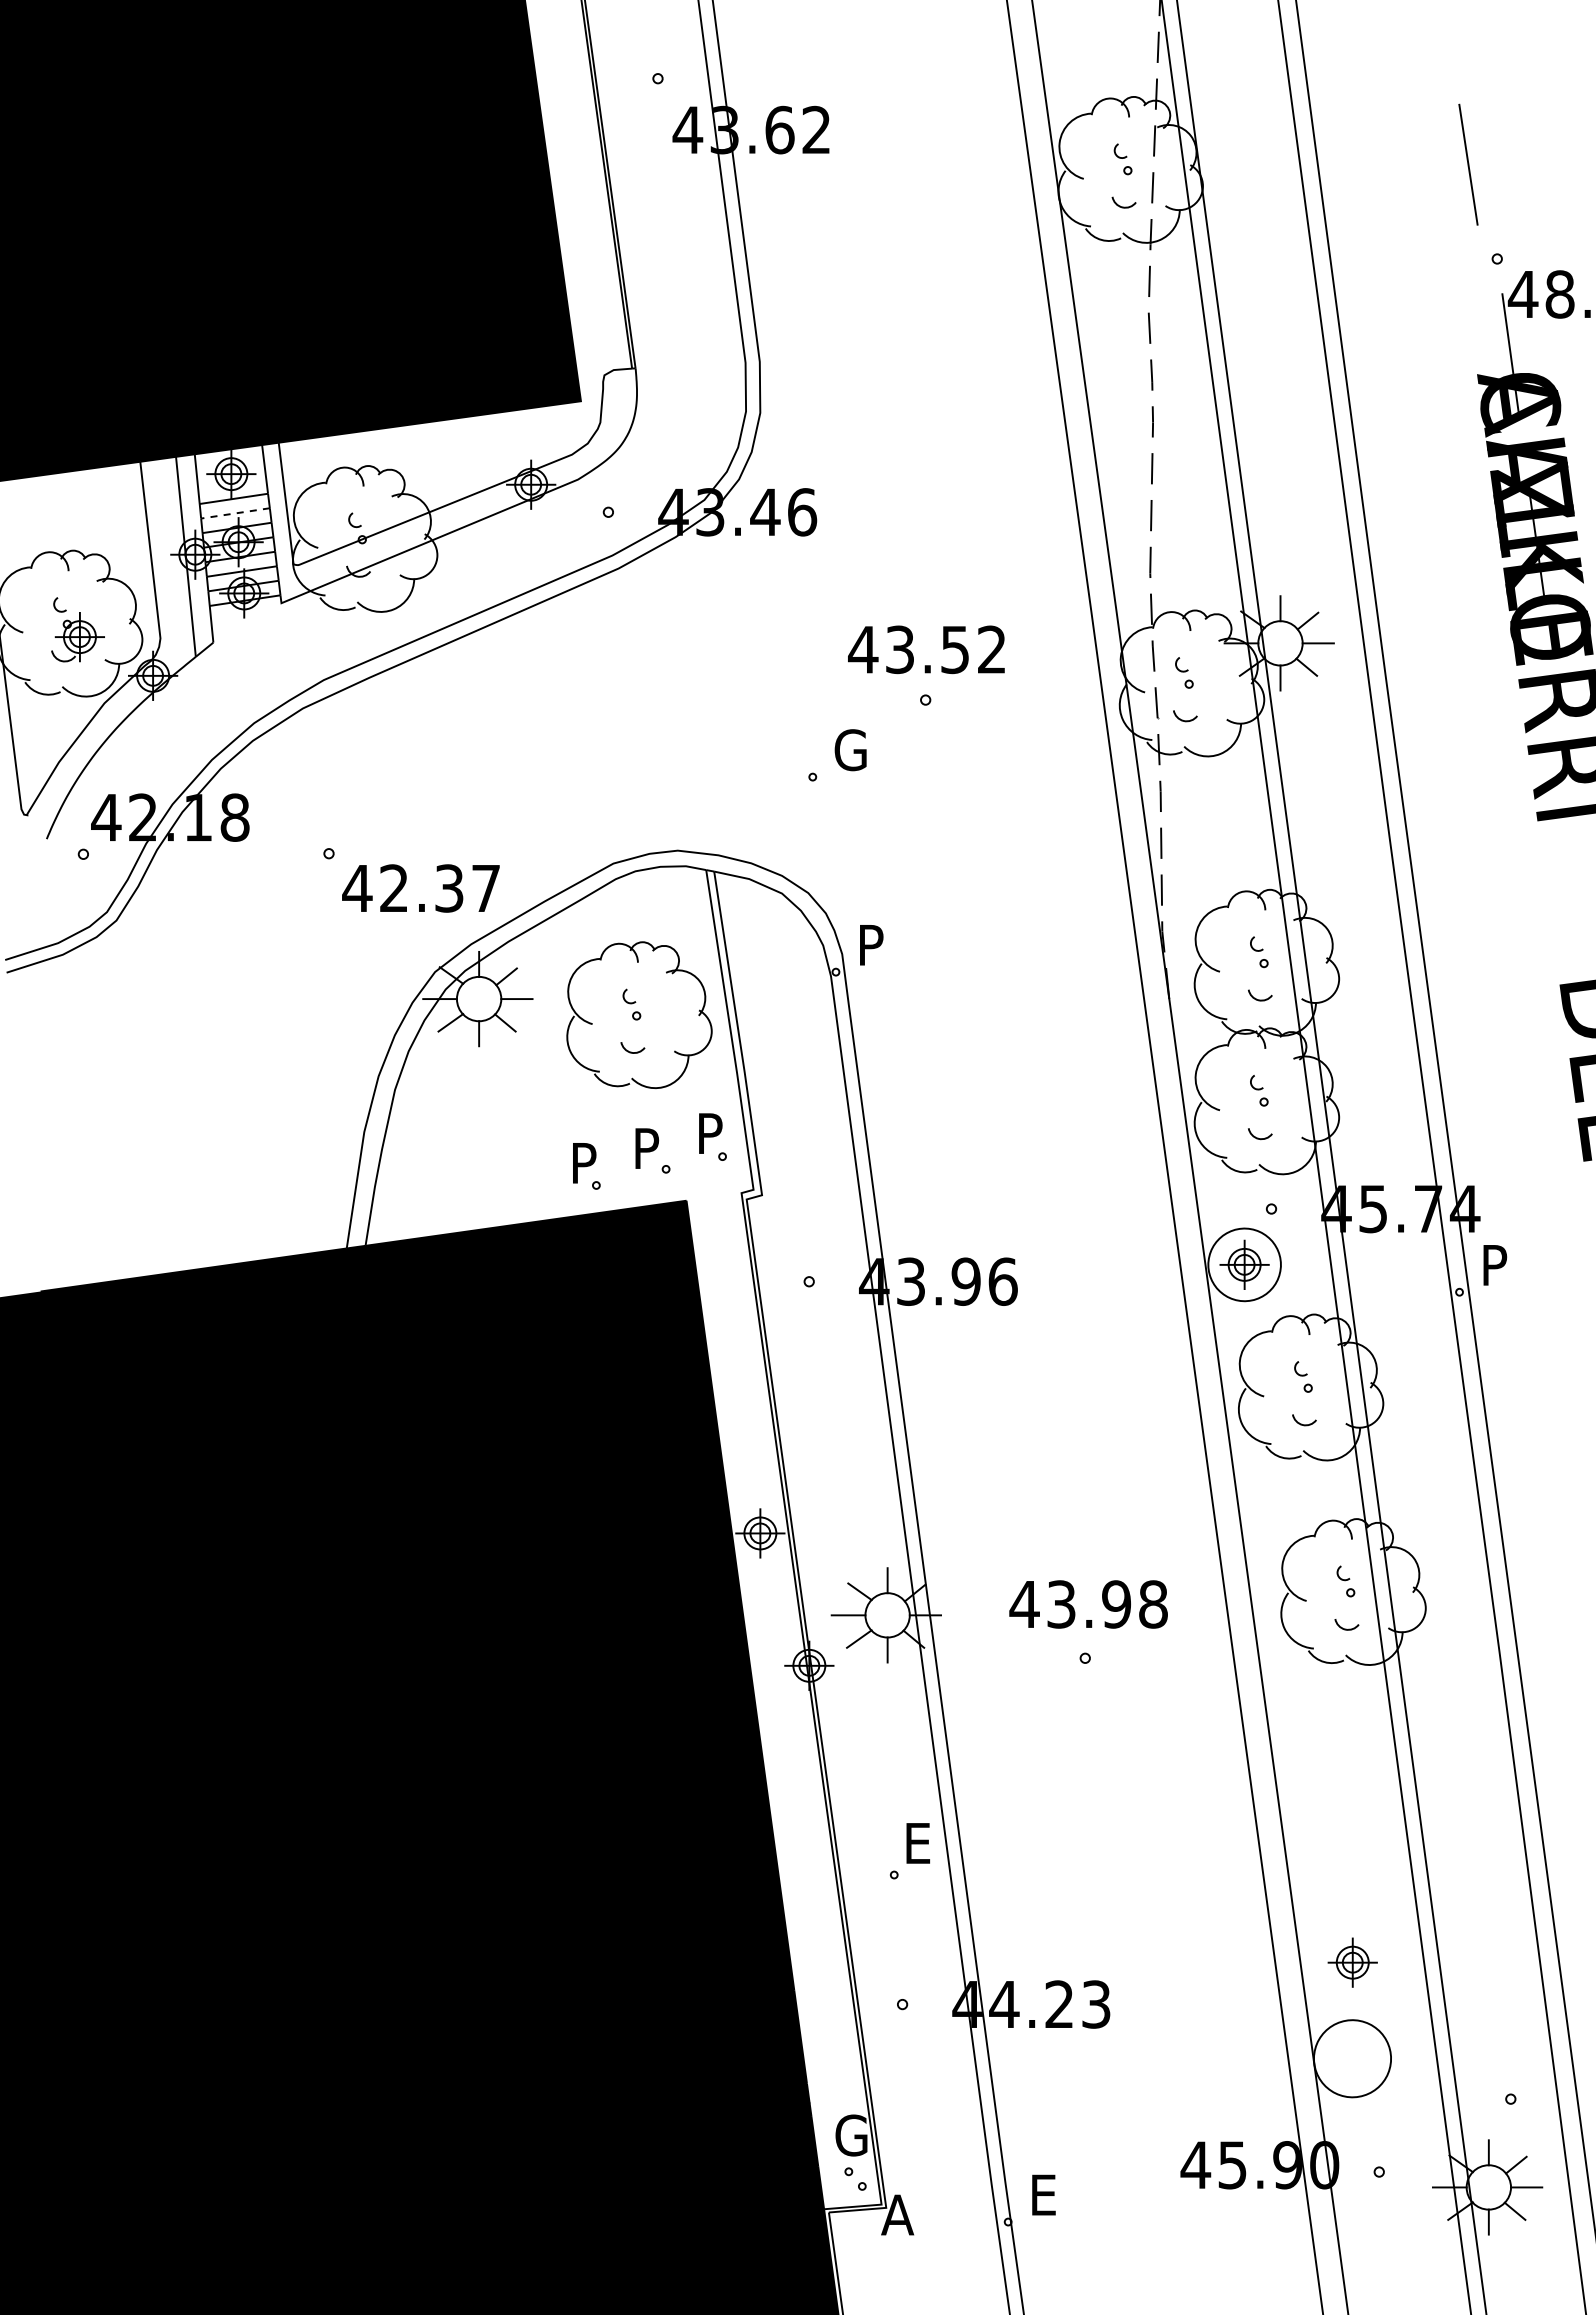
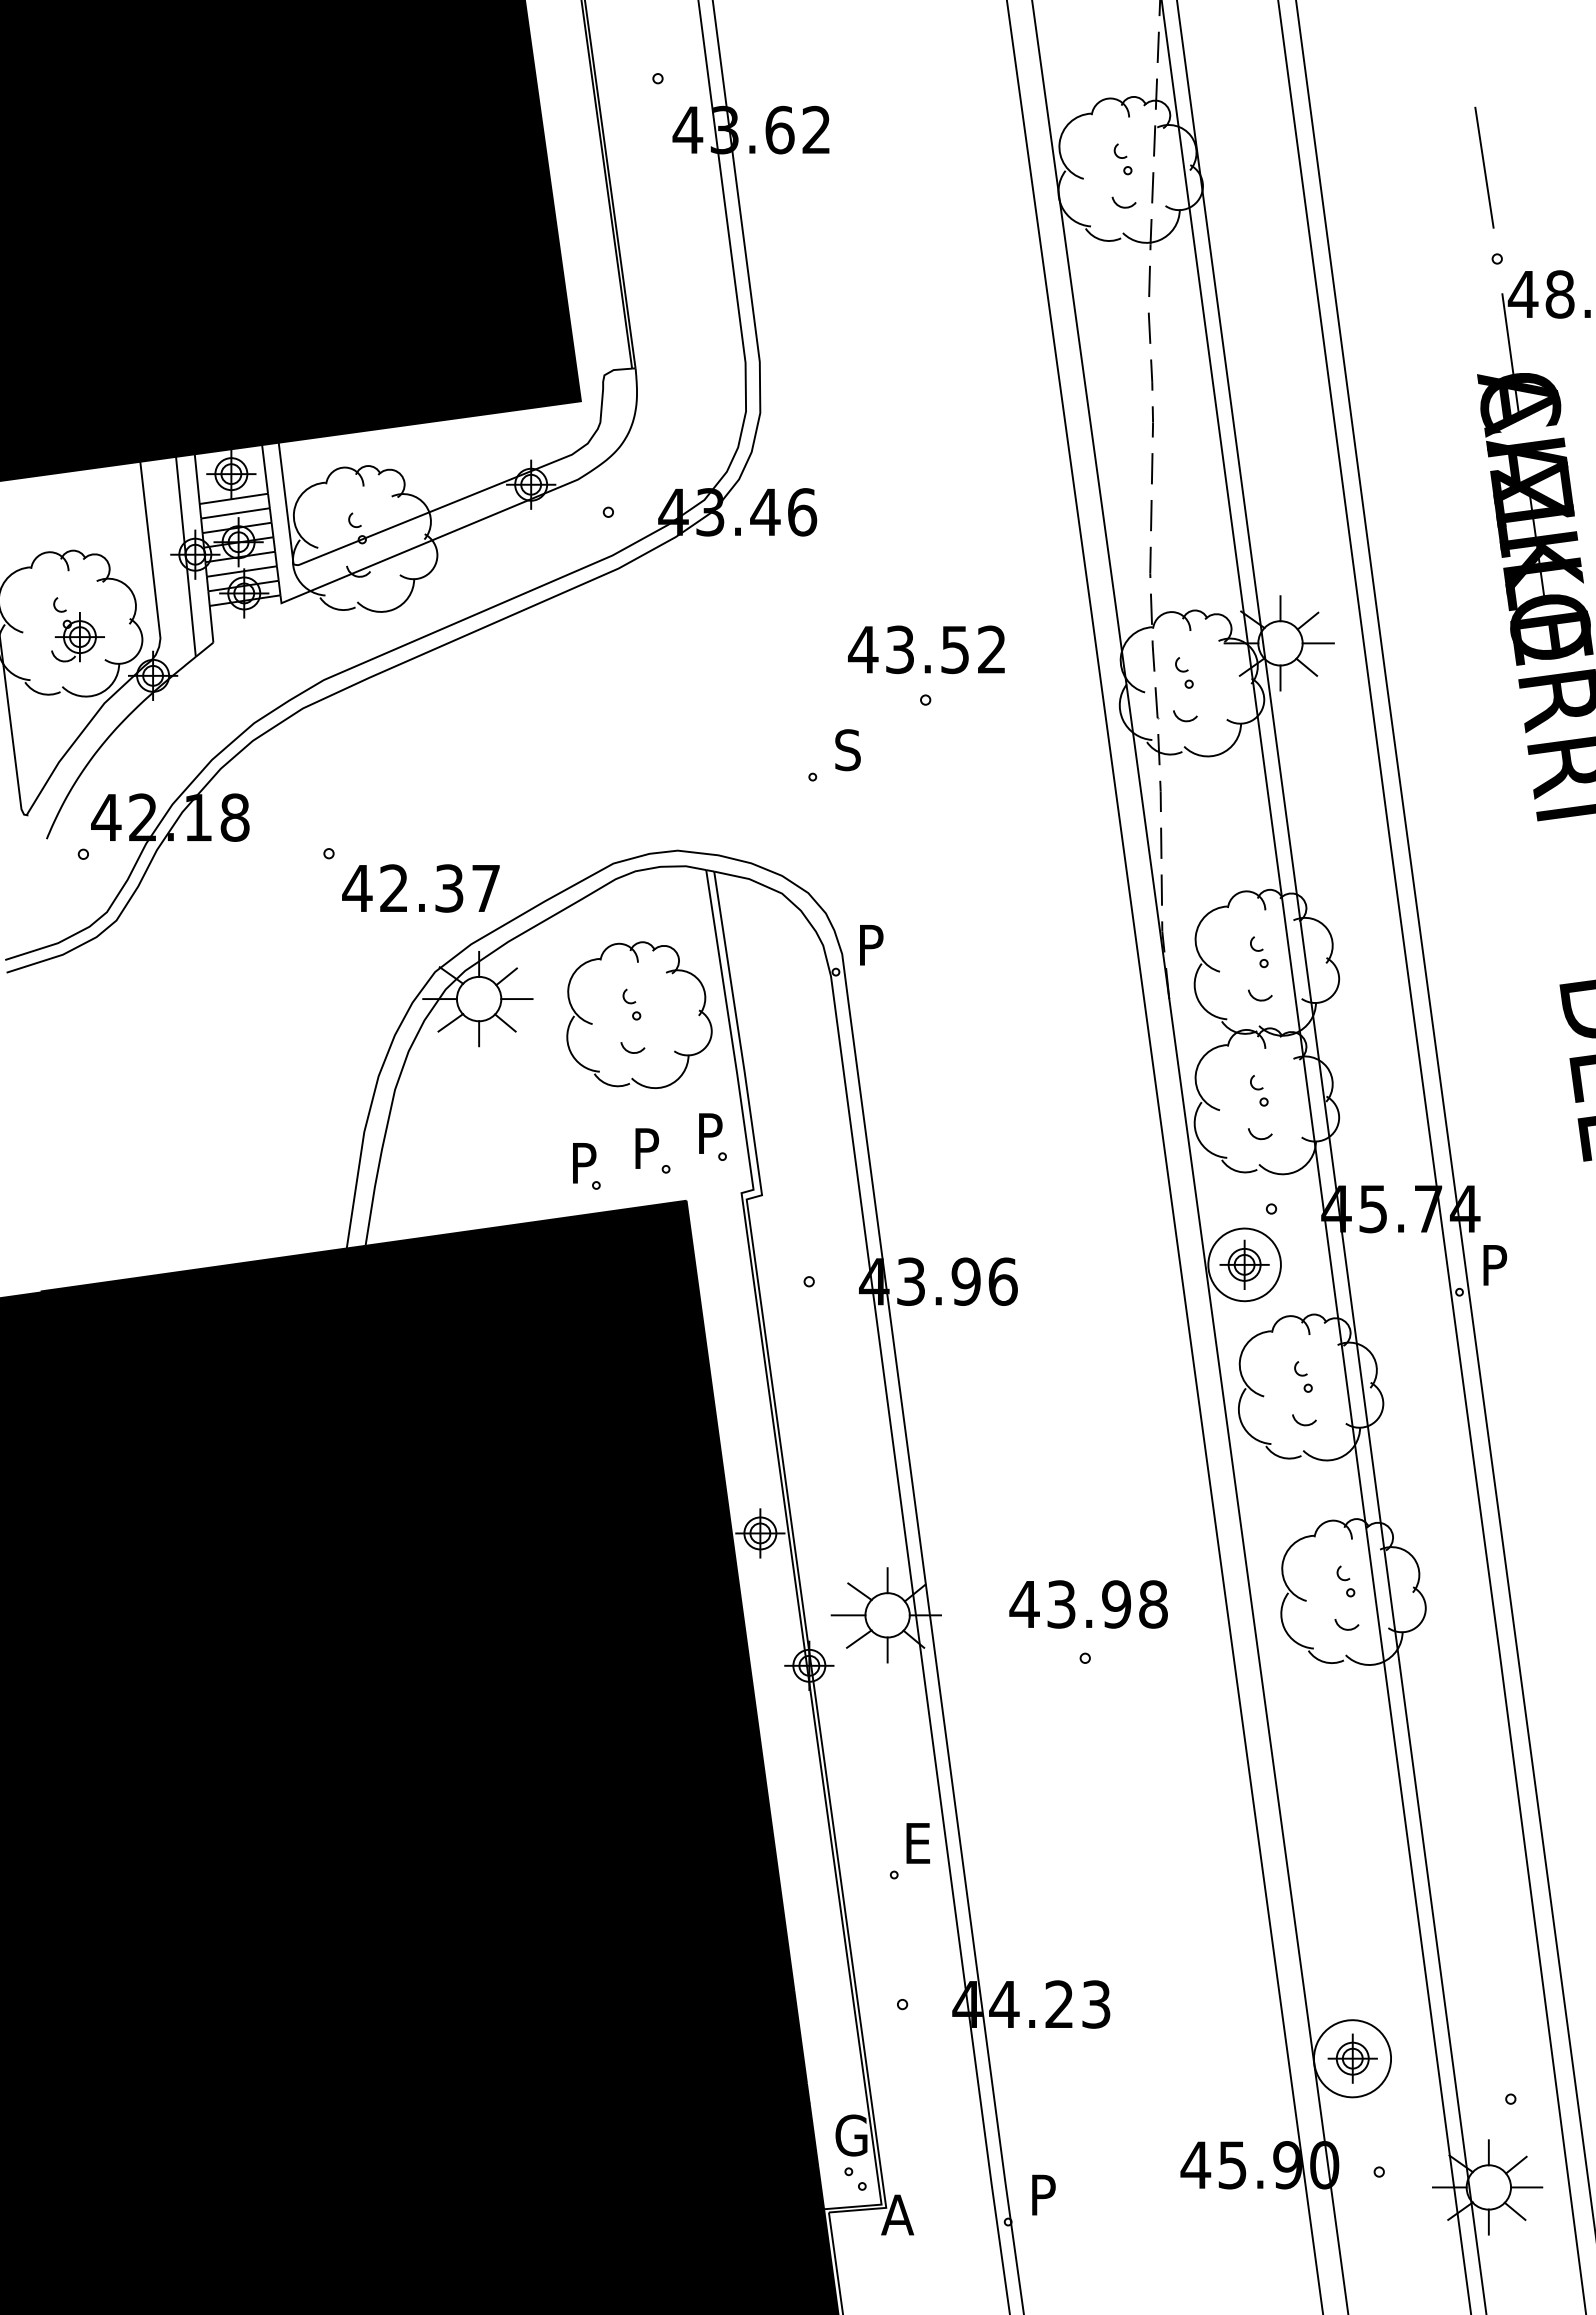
line position: (1468, 164) -> (1484, 167) (1484, 167)
line: dashed -> solid (235, 513)
text: G -> S (850, 750)
part position: (1352, 1962) -> (1352, 2058) (1352, 2058)
text: E -> P (1046, 2194)
